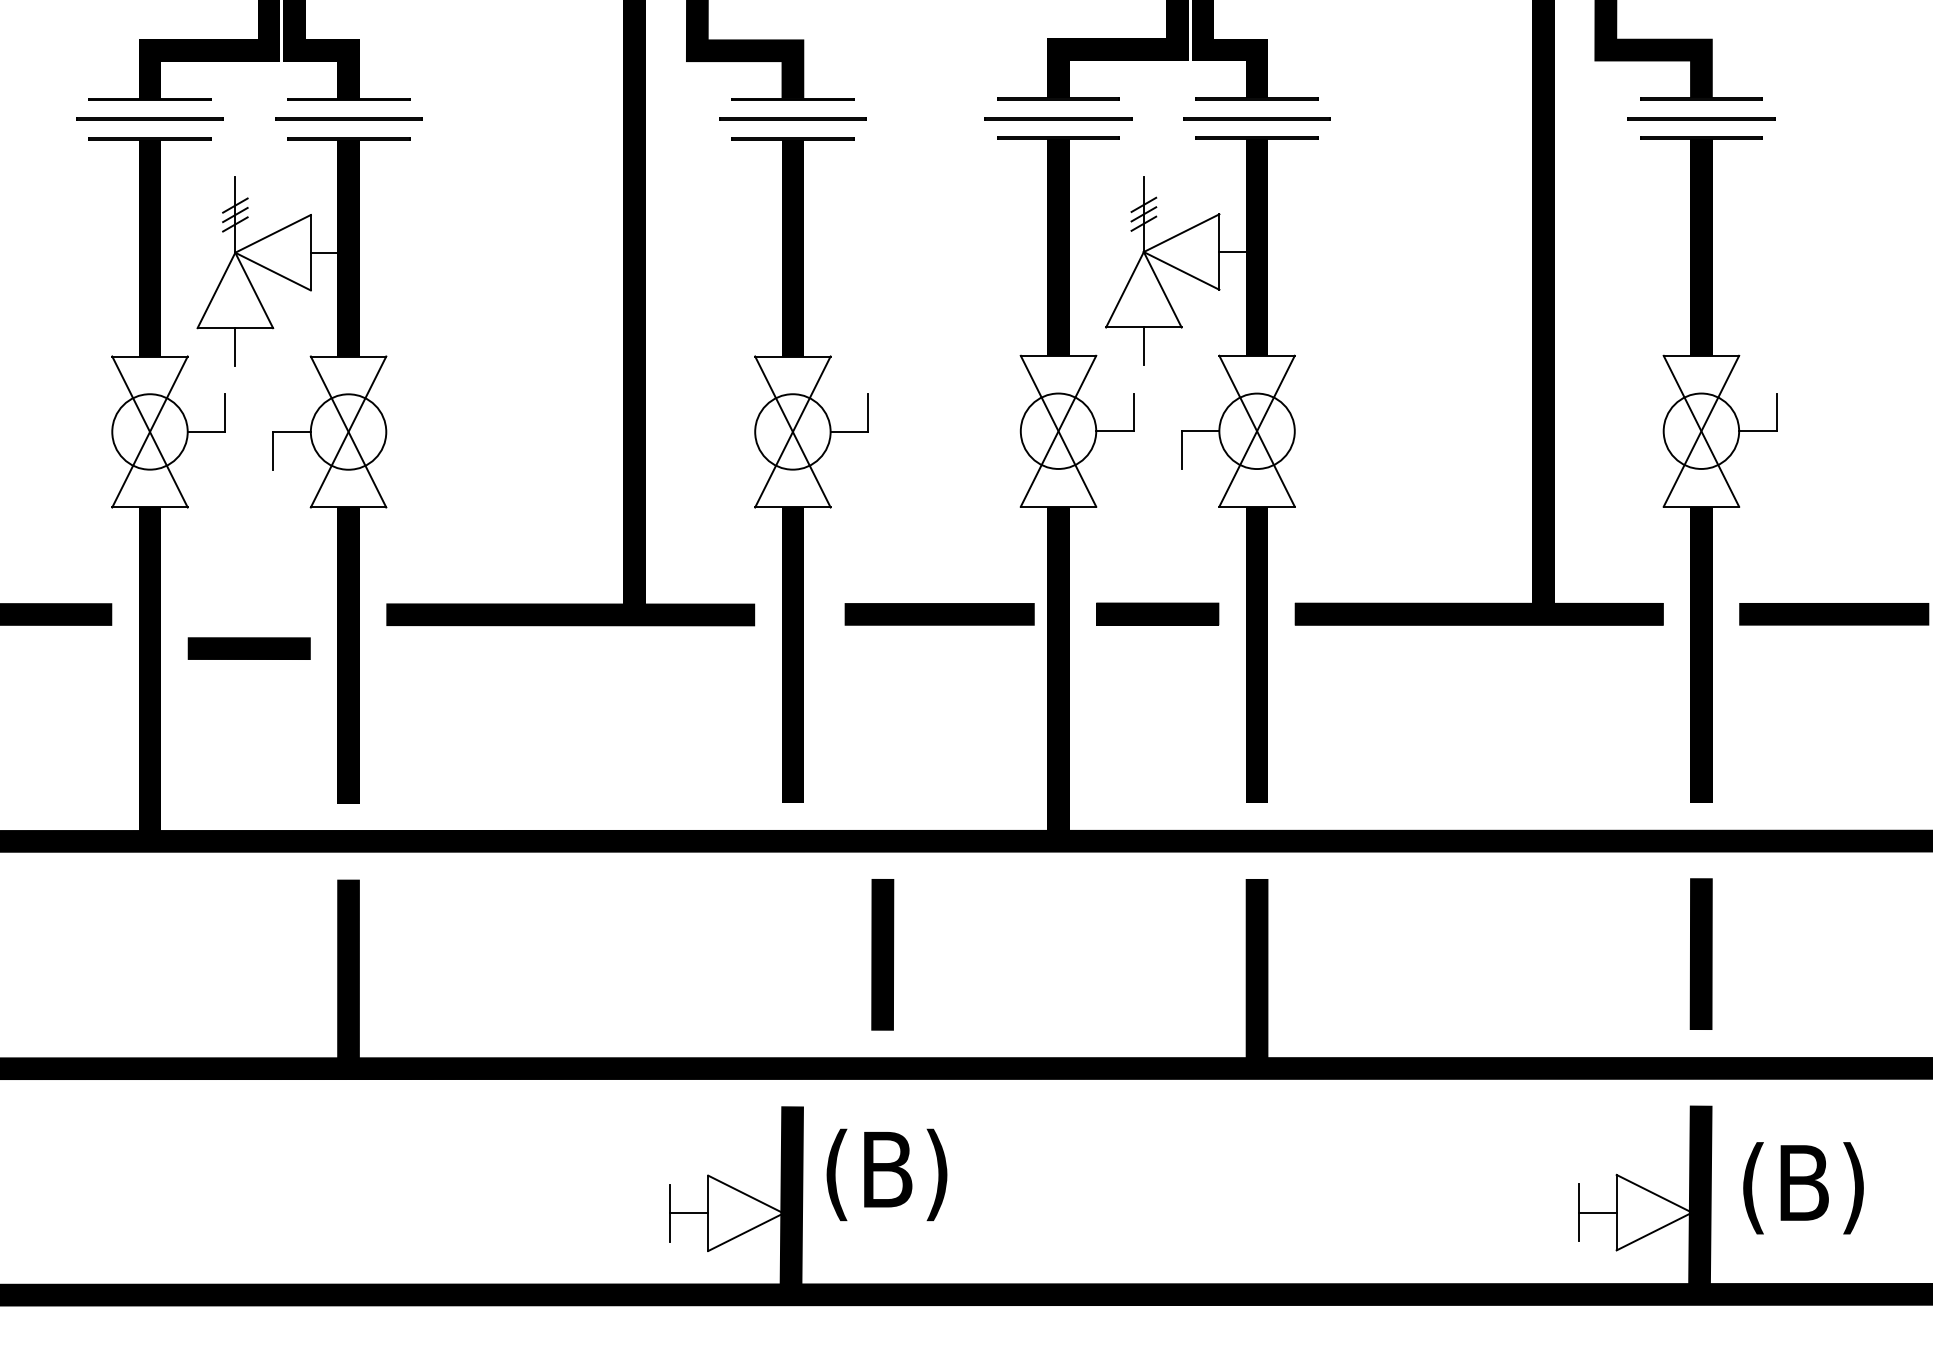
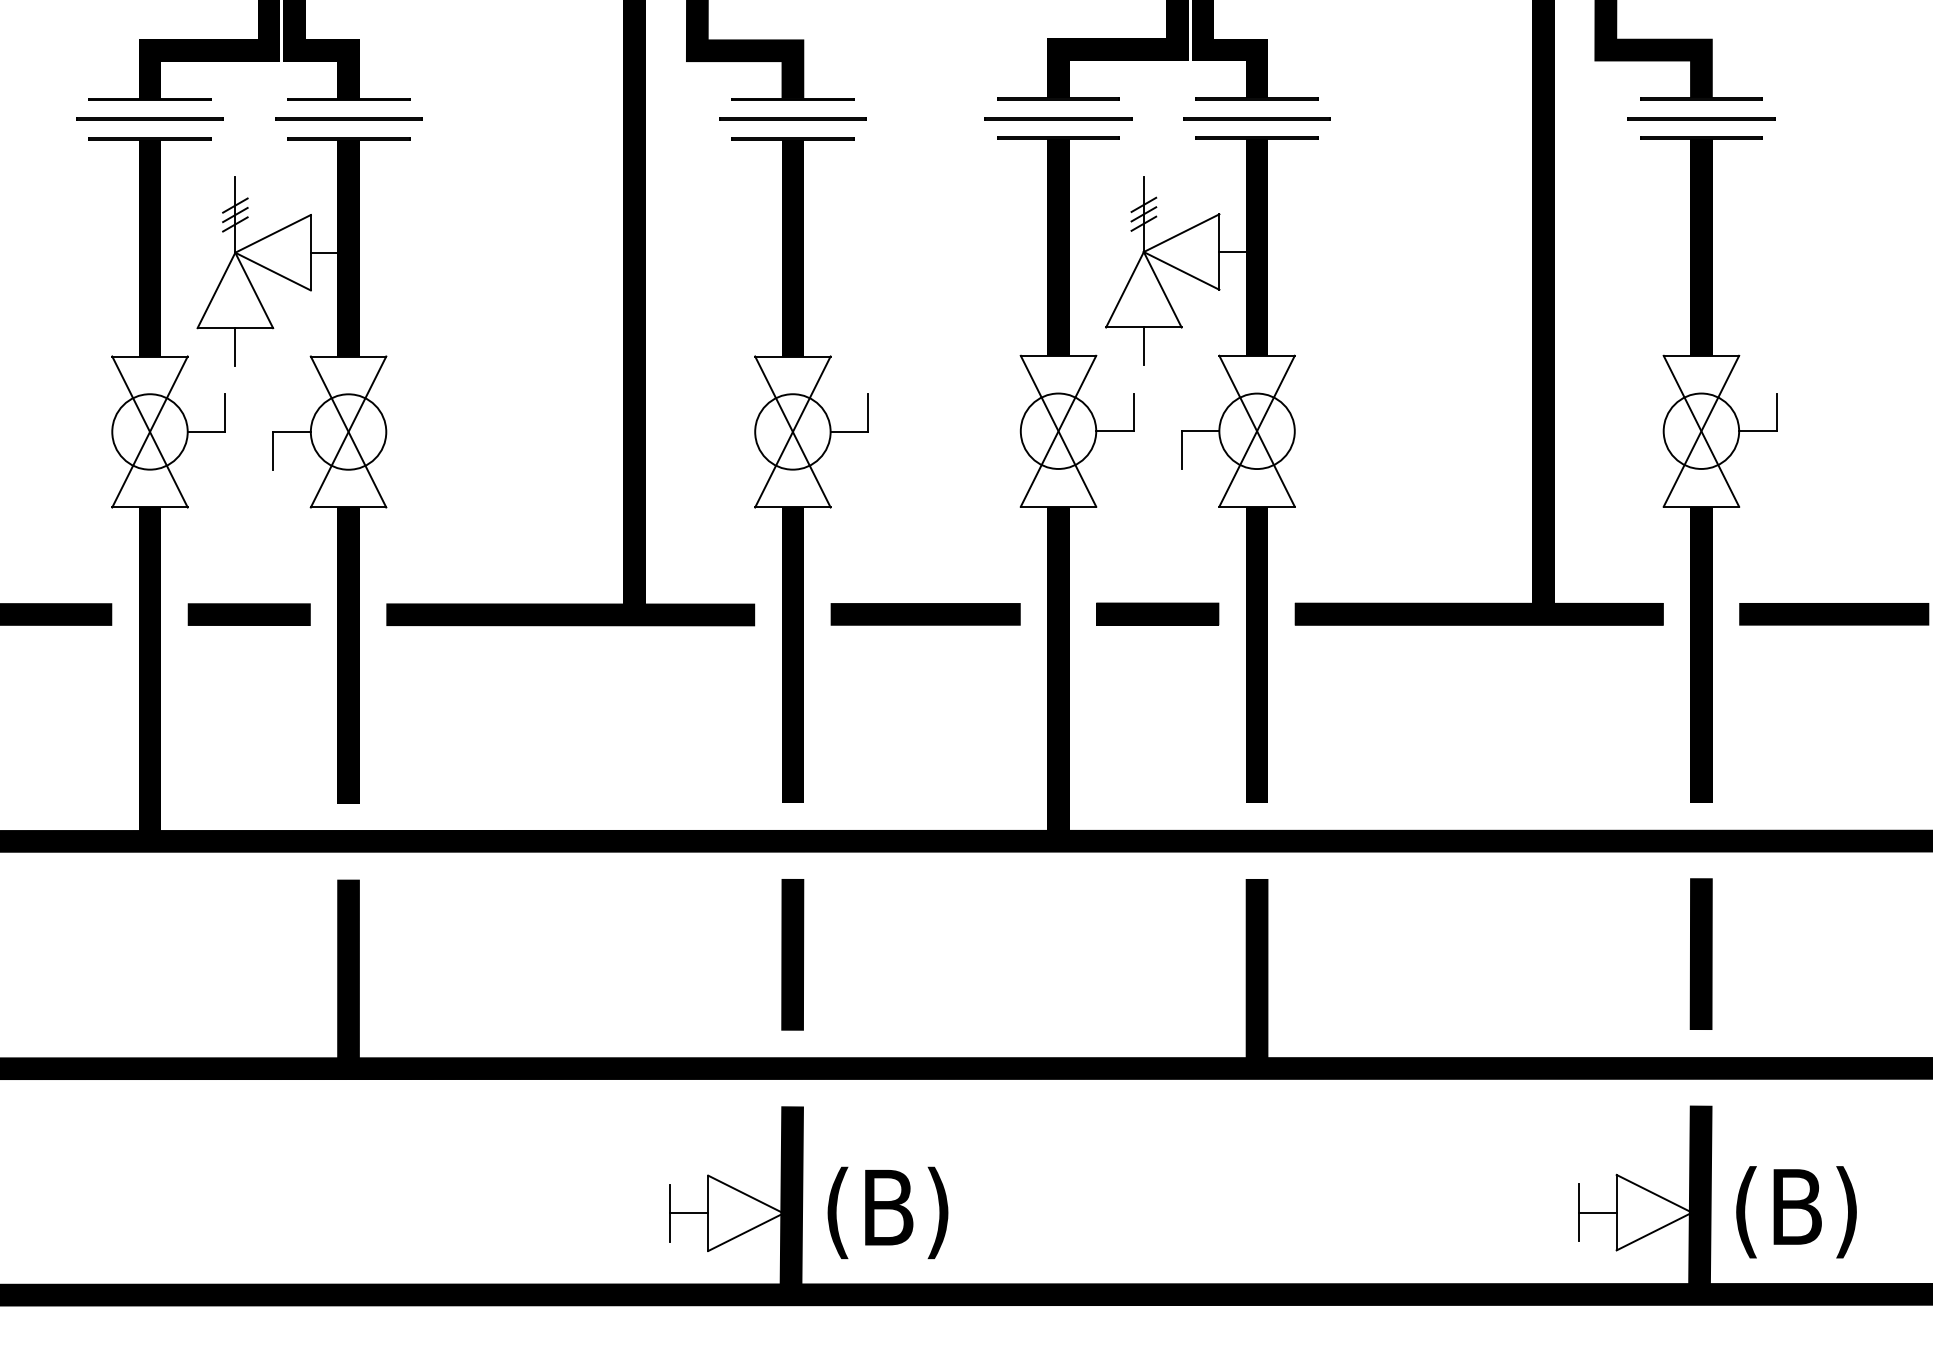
line position: (939, 614) -> (925, 614) (925, 614)
line position: (248, 648) -> (248, 614) (248, 614)
line position: (882, 954) -> (792, 954) (792, 954)
text position: (886, 1174) -> (887, 1212) (887, 1212)
text position: (1803, 1188) -> (1796, 1212) (1796, 1212)
